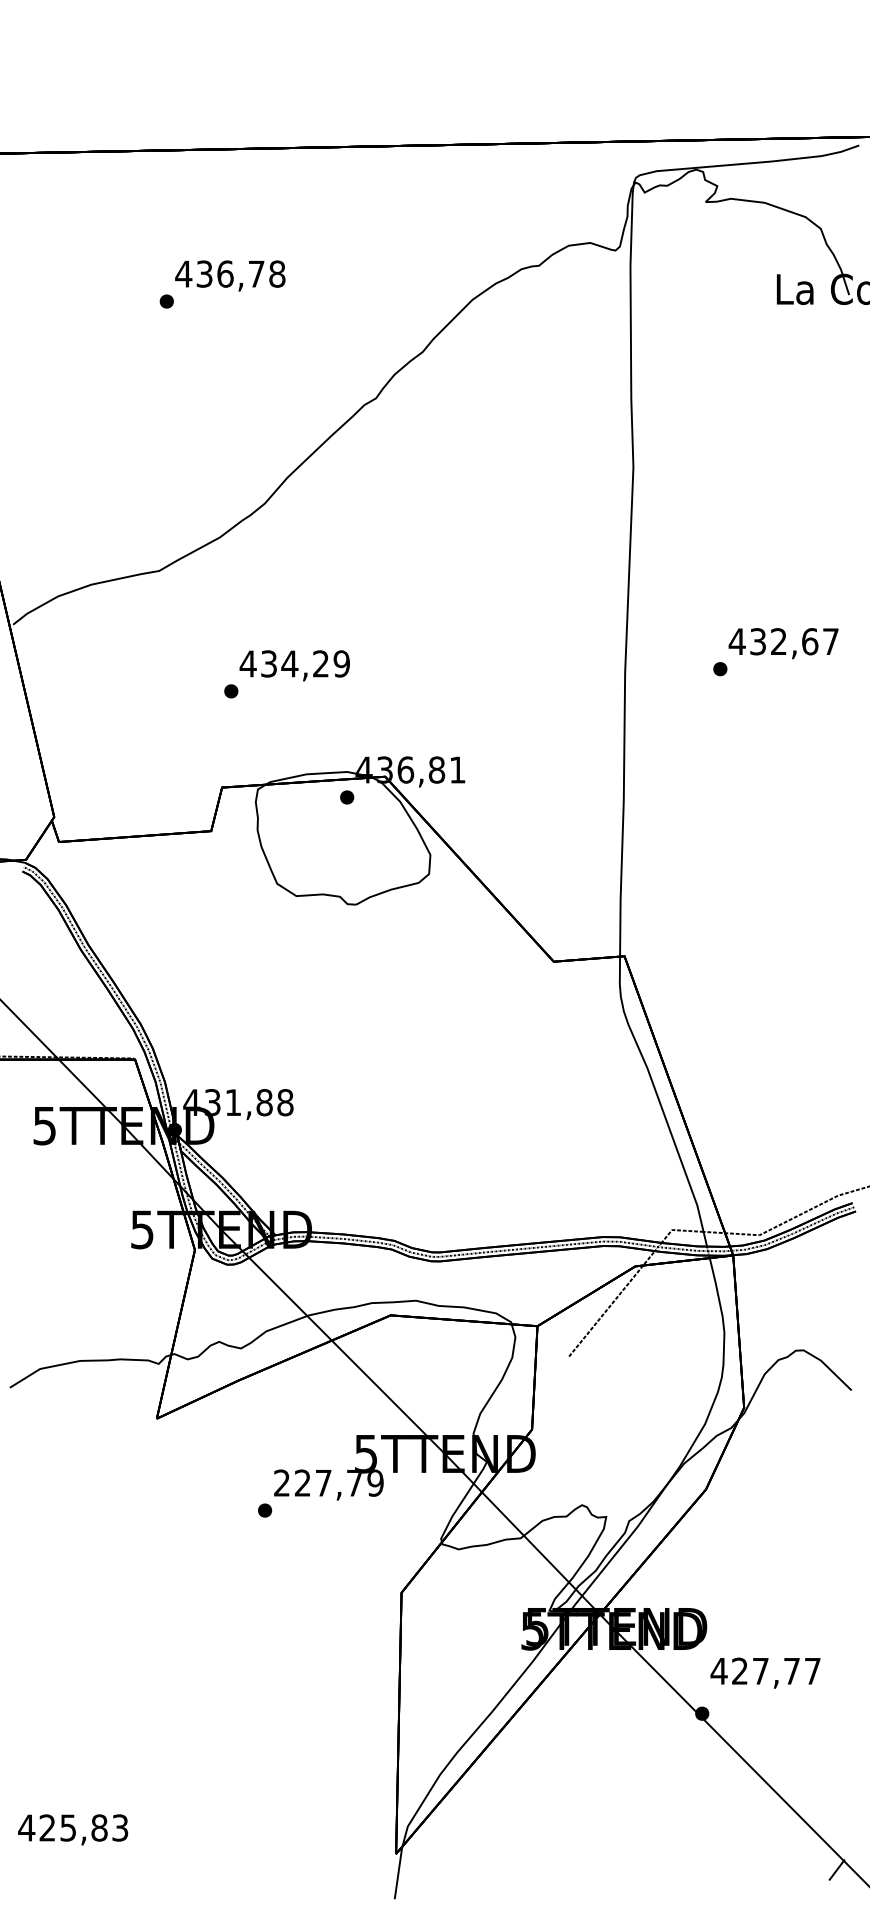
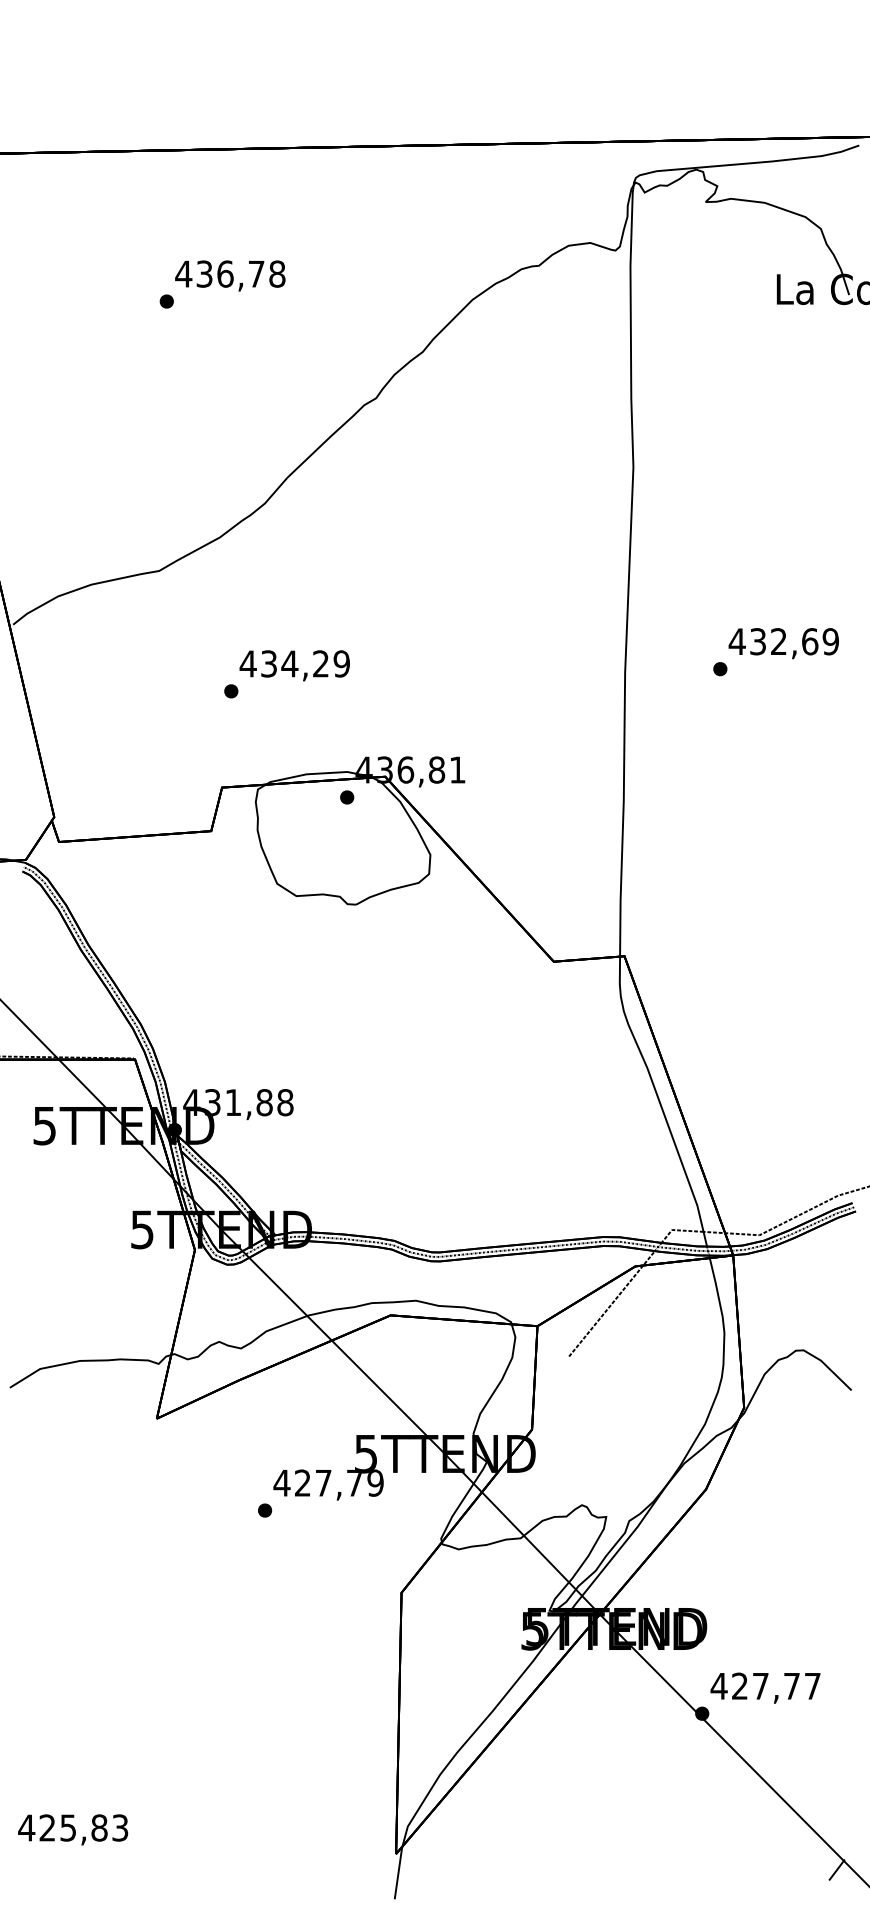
text: 432,67 -> 432,69 (830, 641)
text: 227,79 -> 427,79 (281, 1482)
text position: (765, 1672) -> (765, 1687) (765, 1687)
